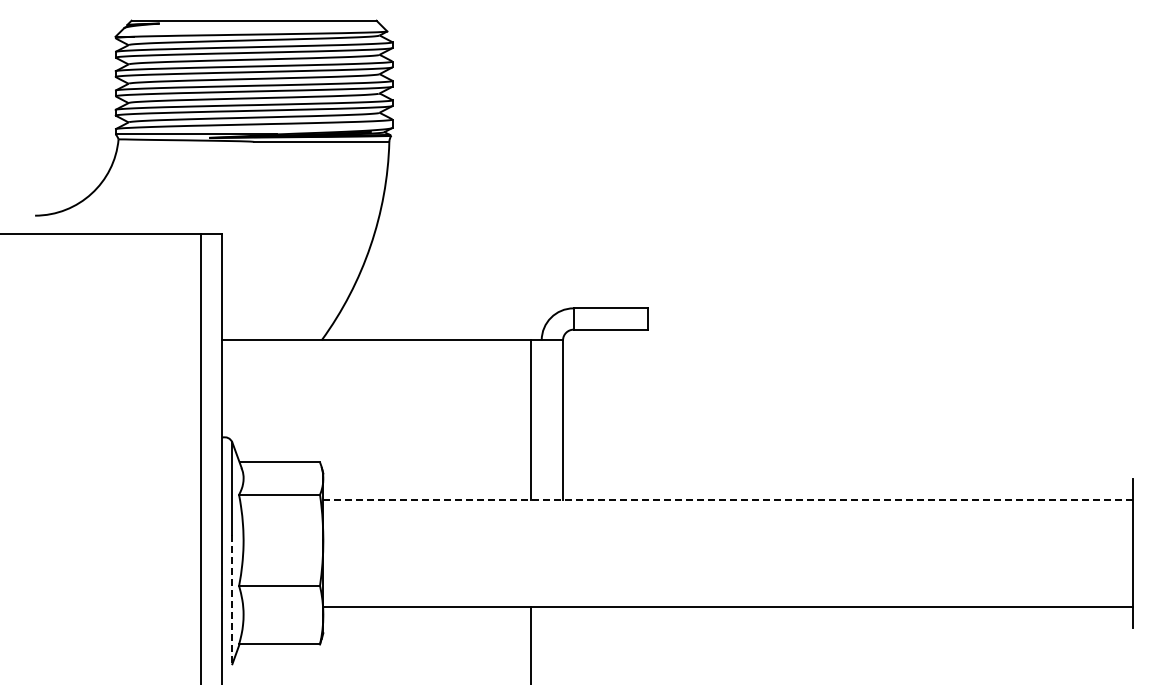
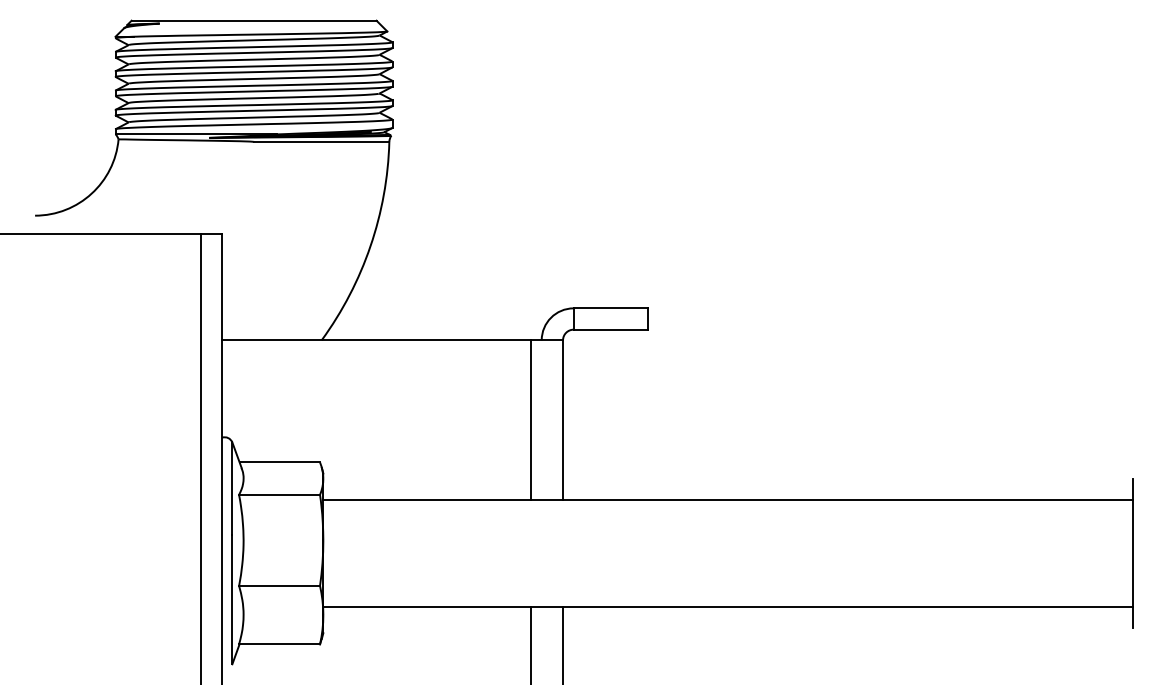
line: dashed -> solid (728, 500)
line: dashed -> solid (232, 600)
line: none -> present (563, 643)
